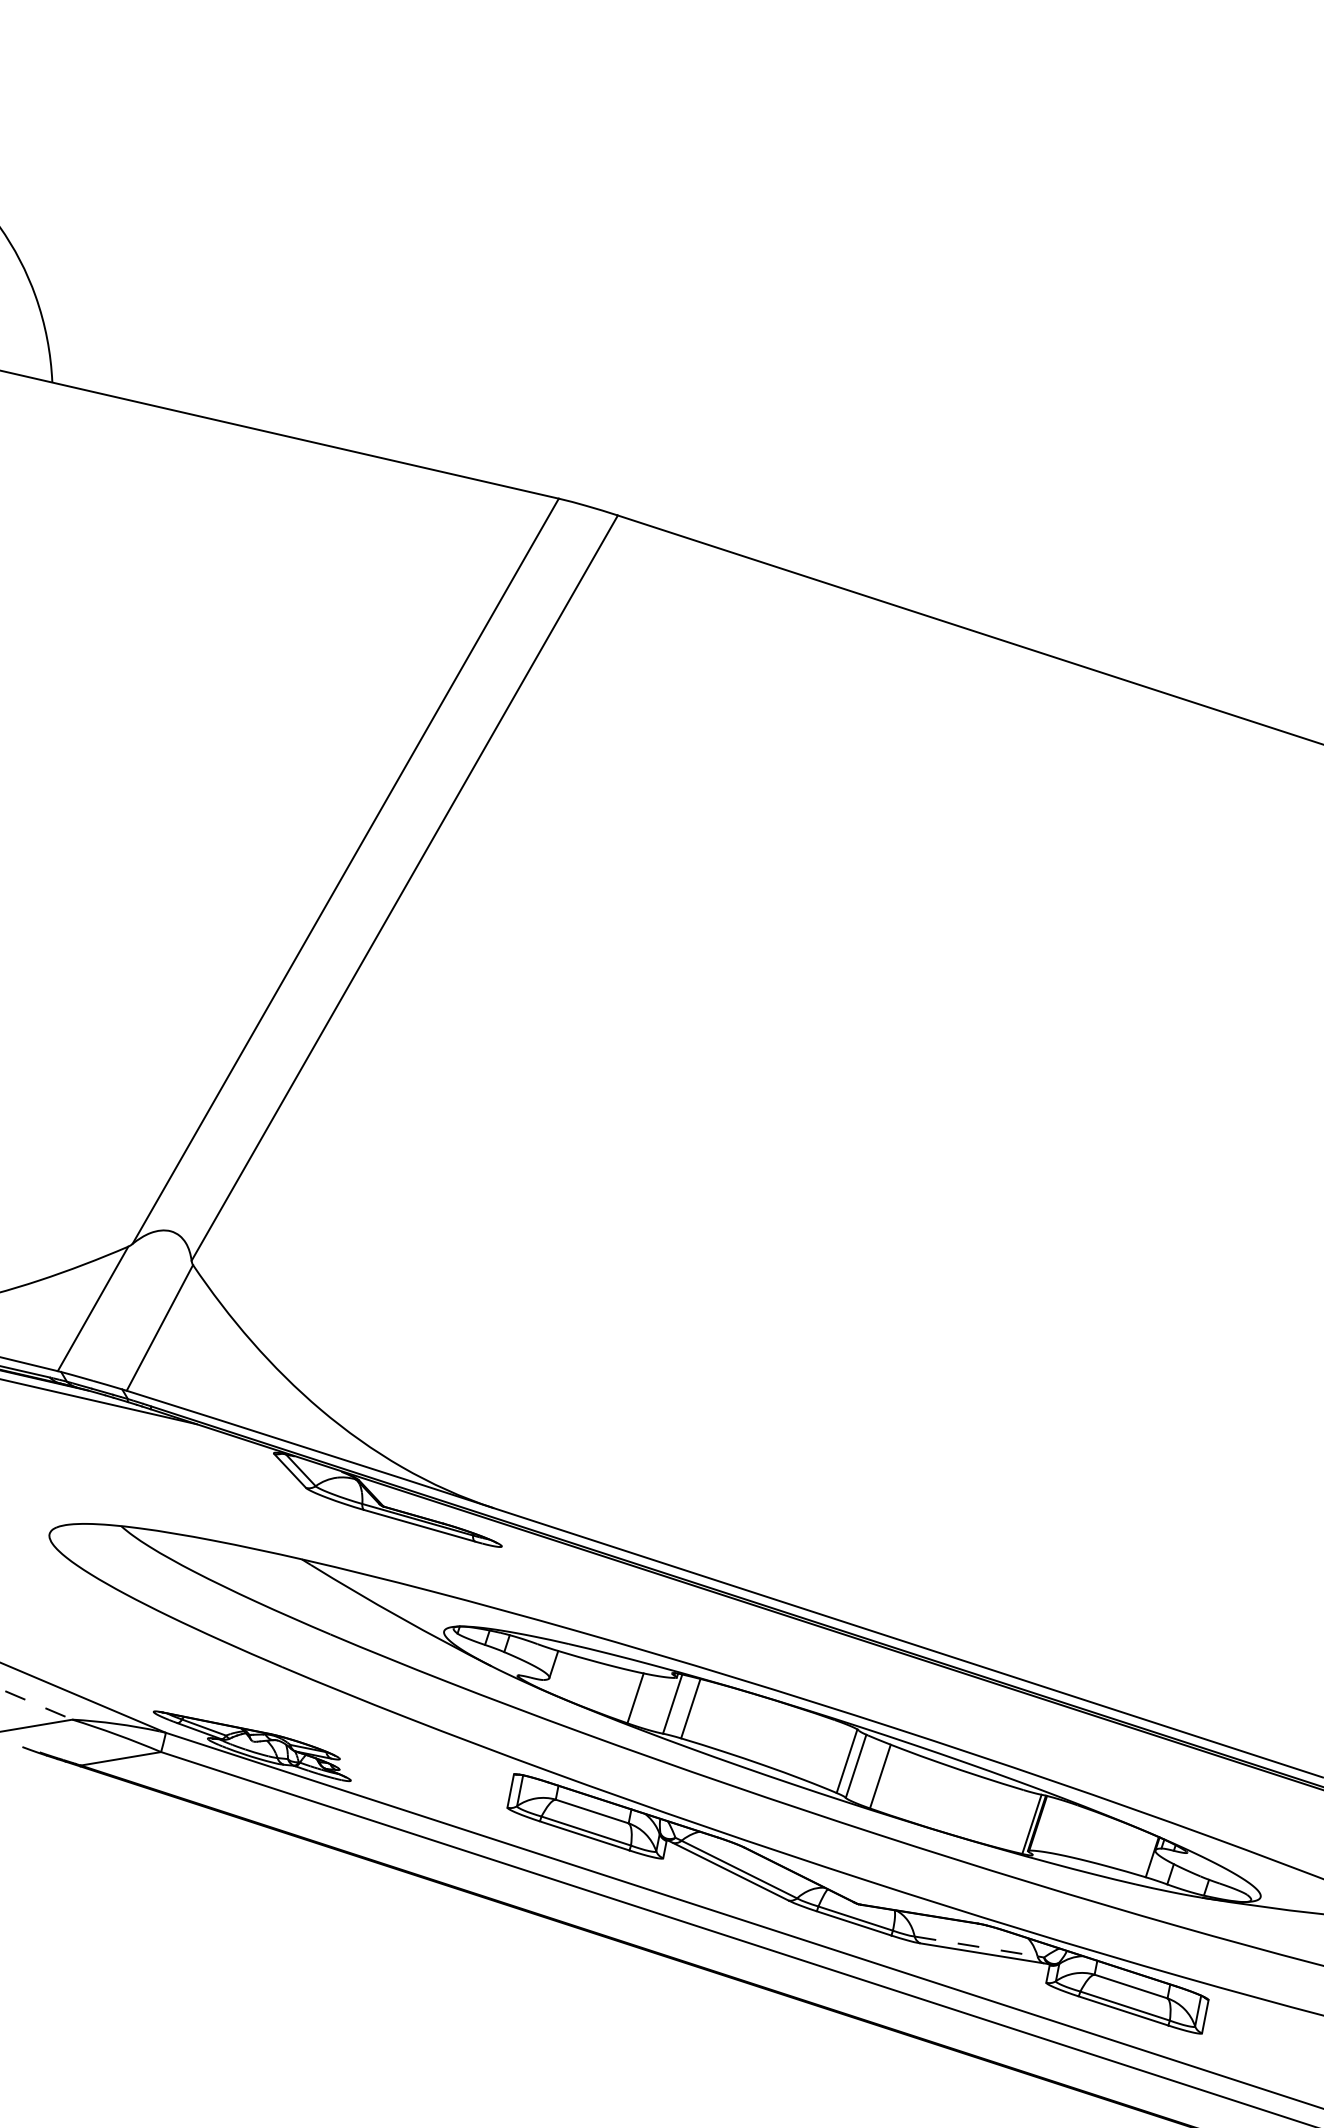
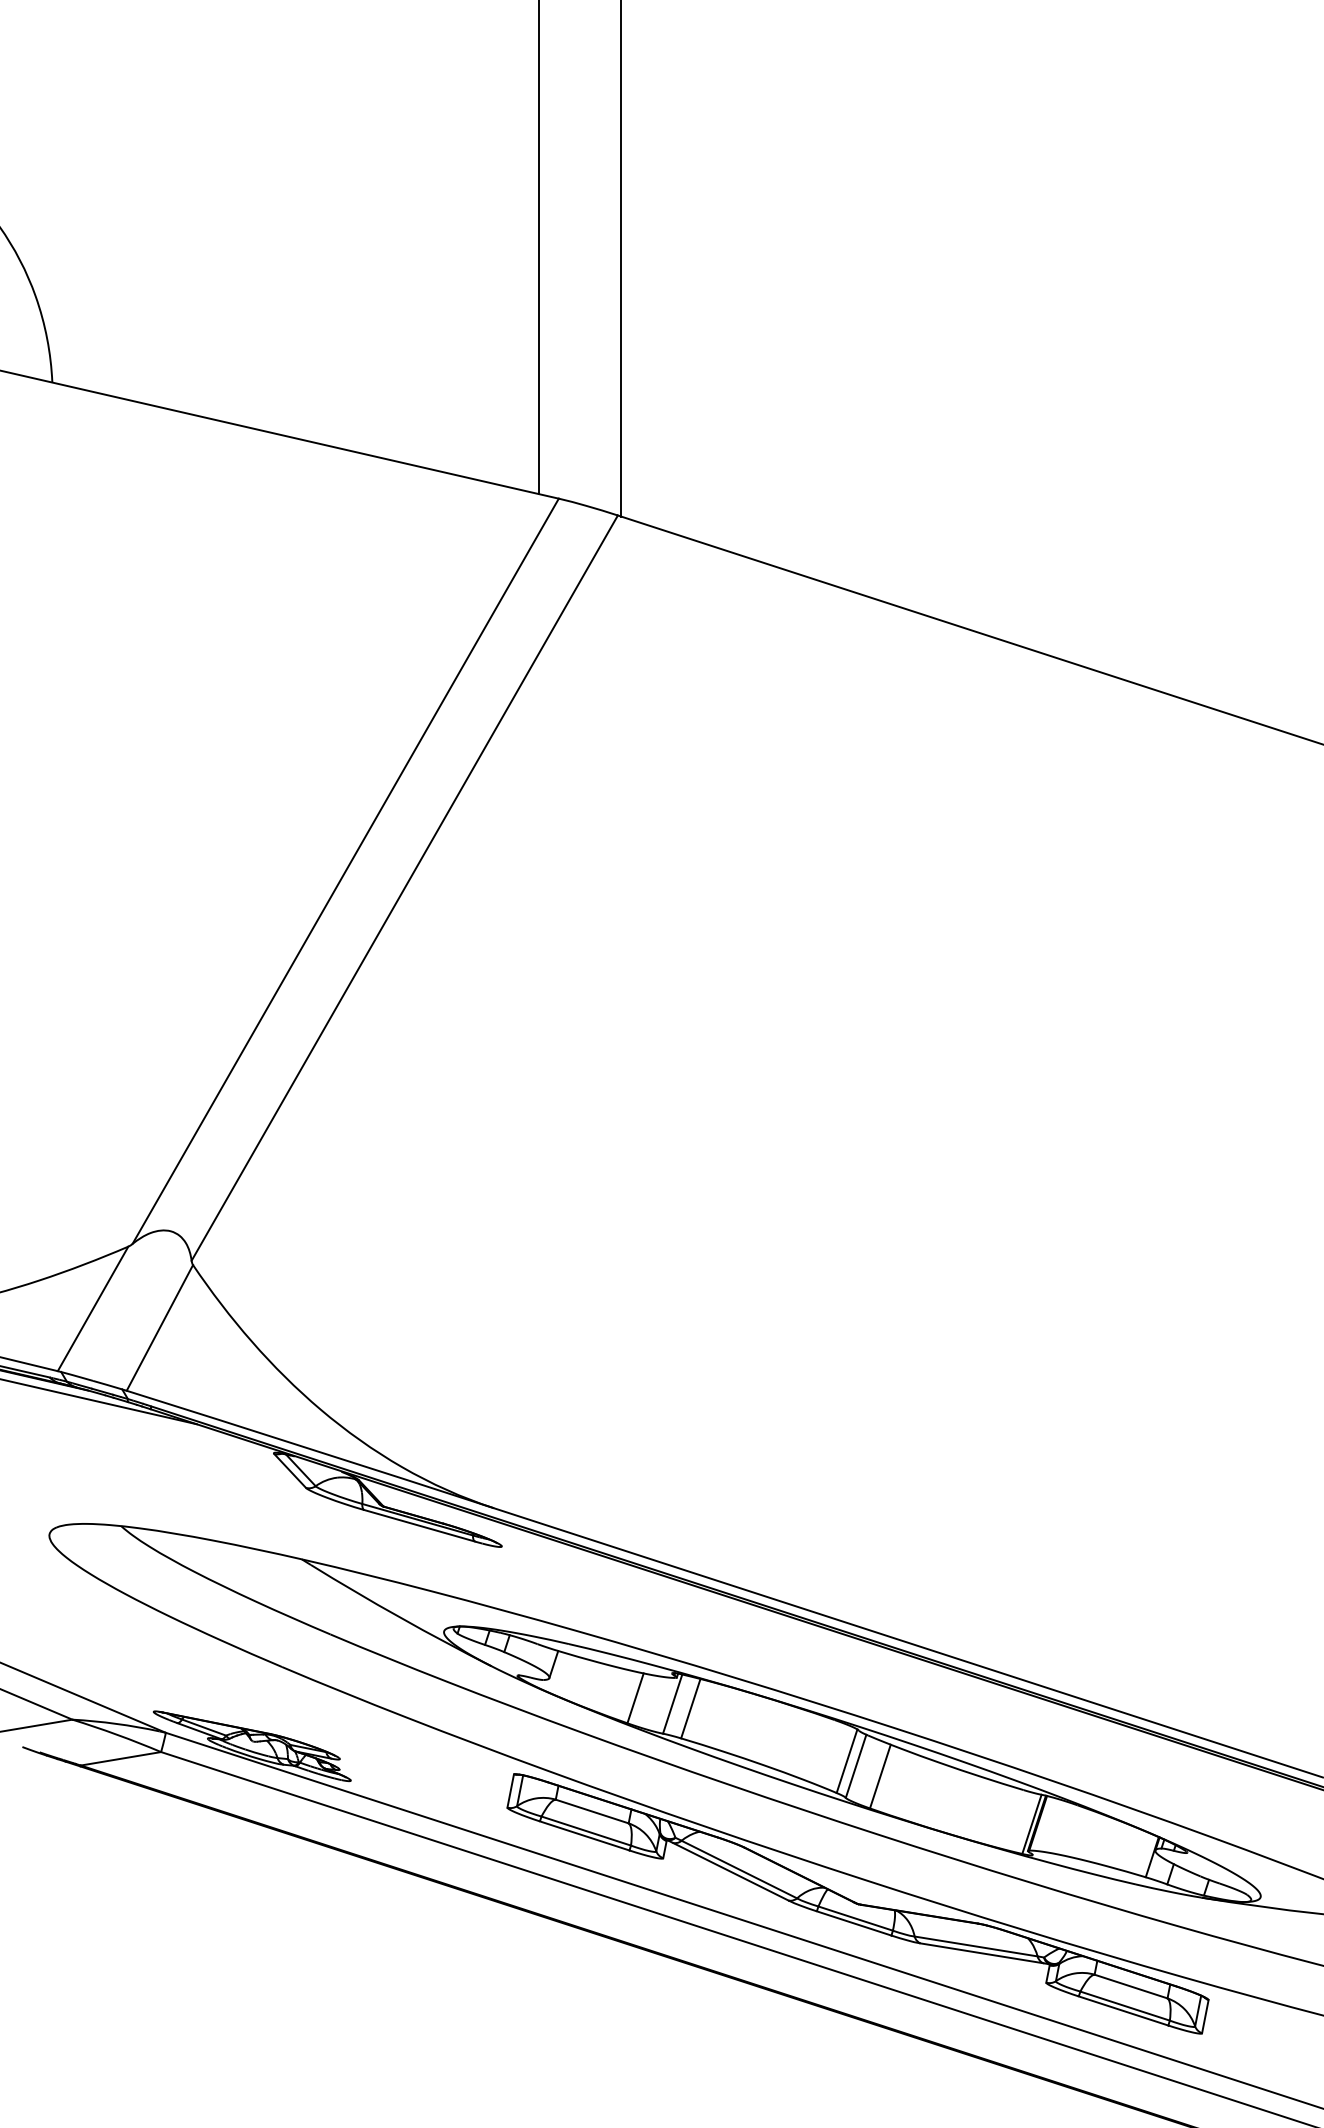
line: none -> present (538, 248)
line: none -> present (621, 259)
line: dashed -> solid (36, 1704)
line: dashed -> solid (976, 1946)
